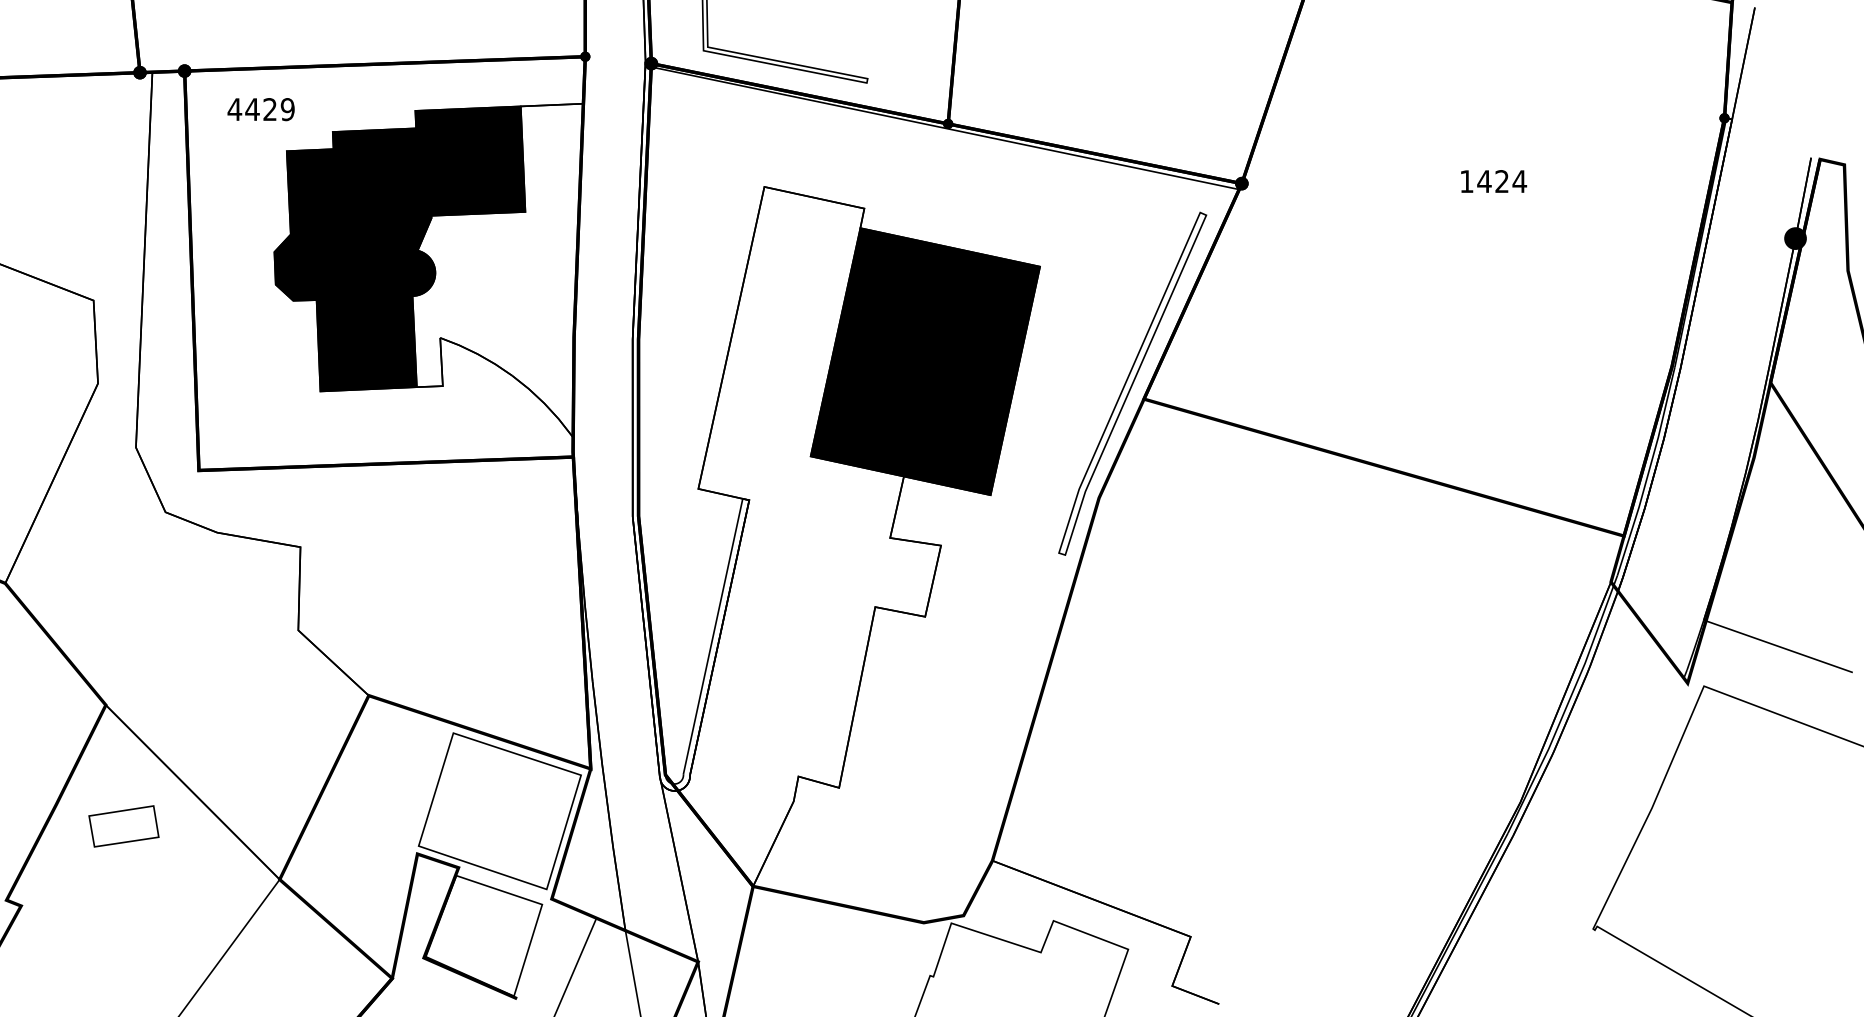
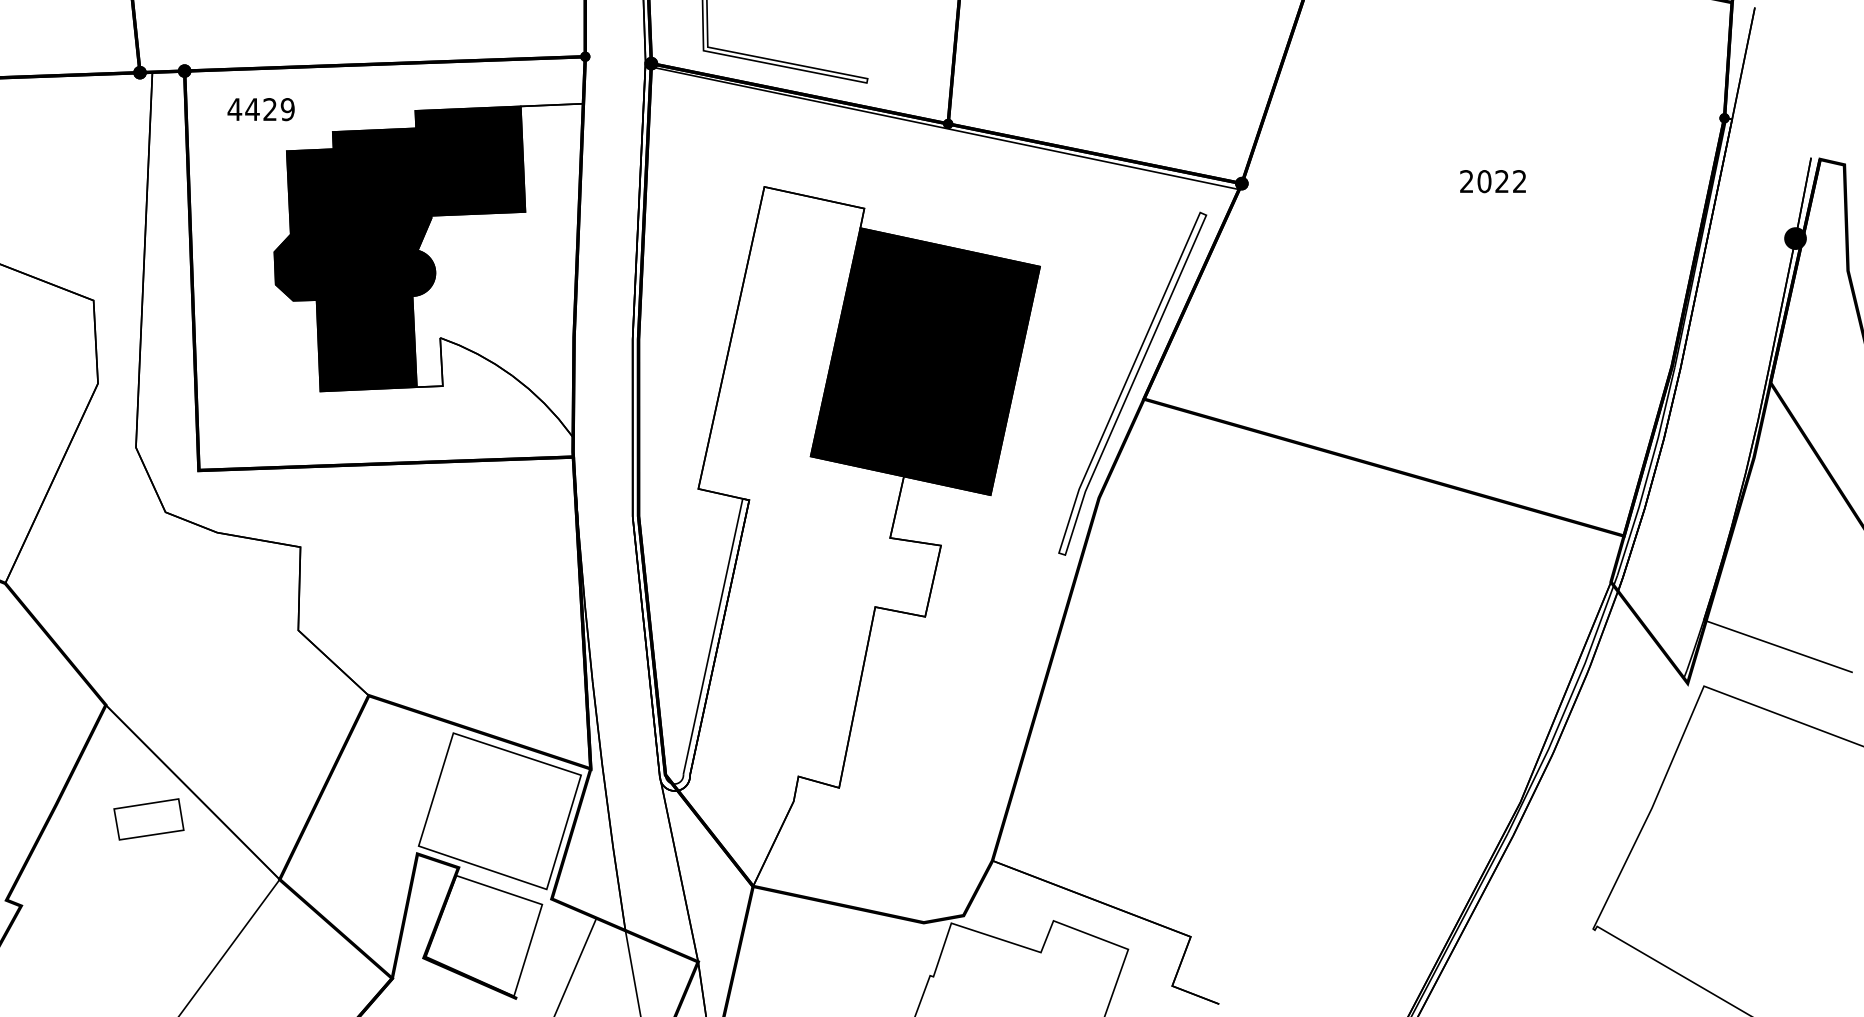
text: 1424 -> 2022 (1493, 181)
part position: (123, 826) -> (148, 819) (148, 819)
